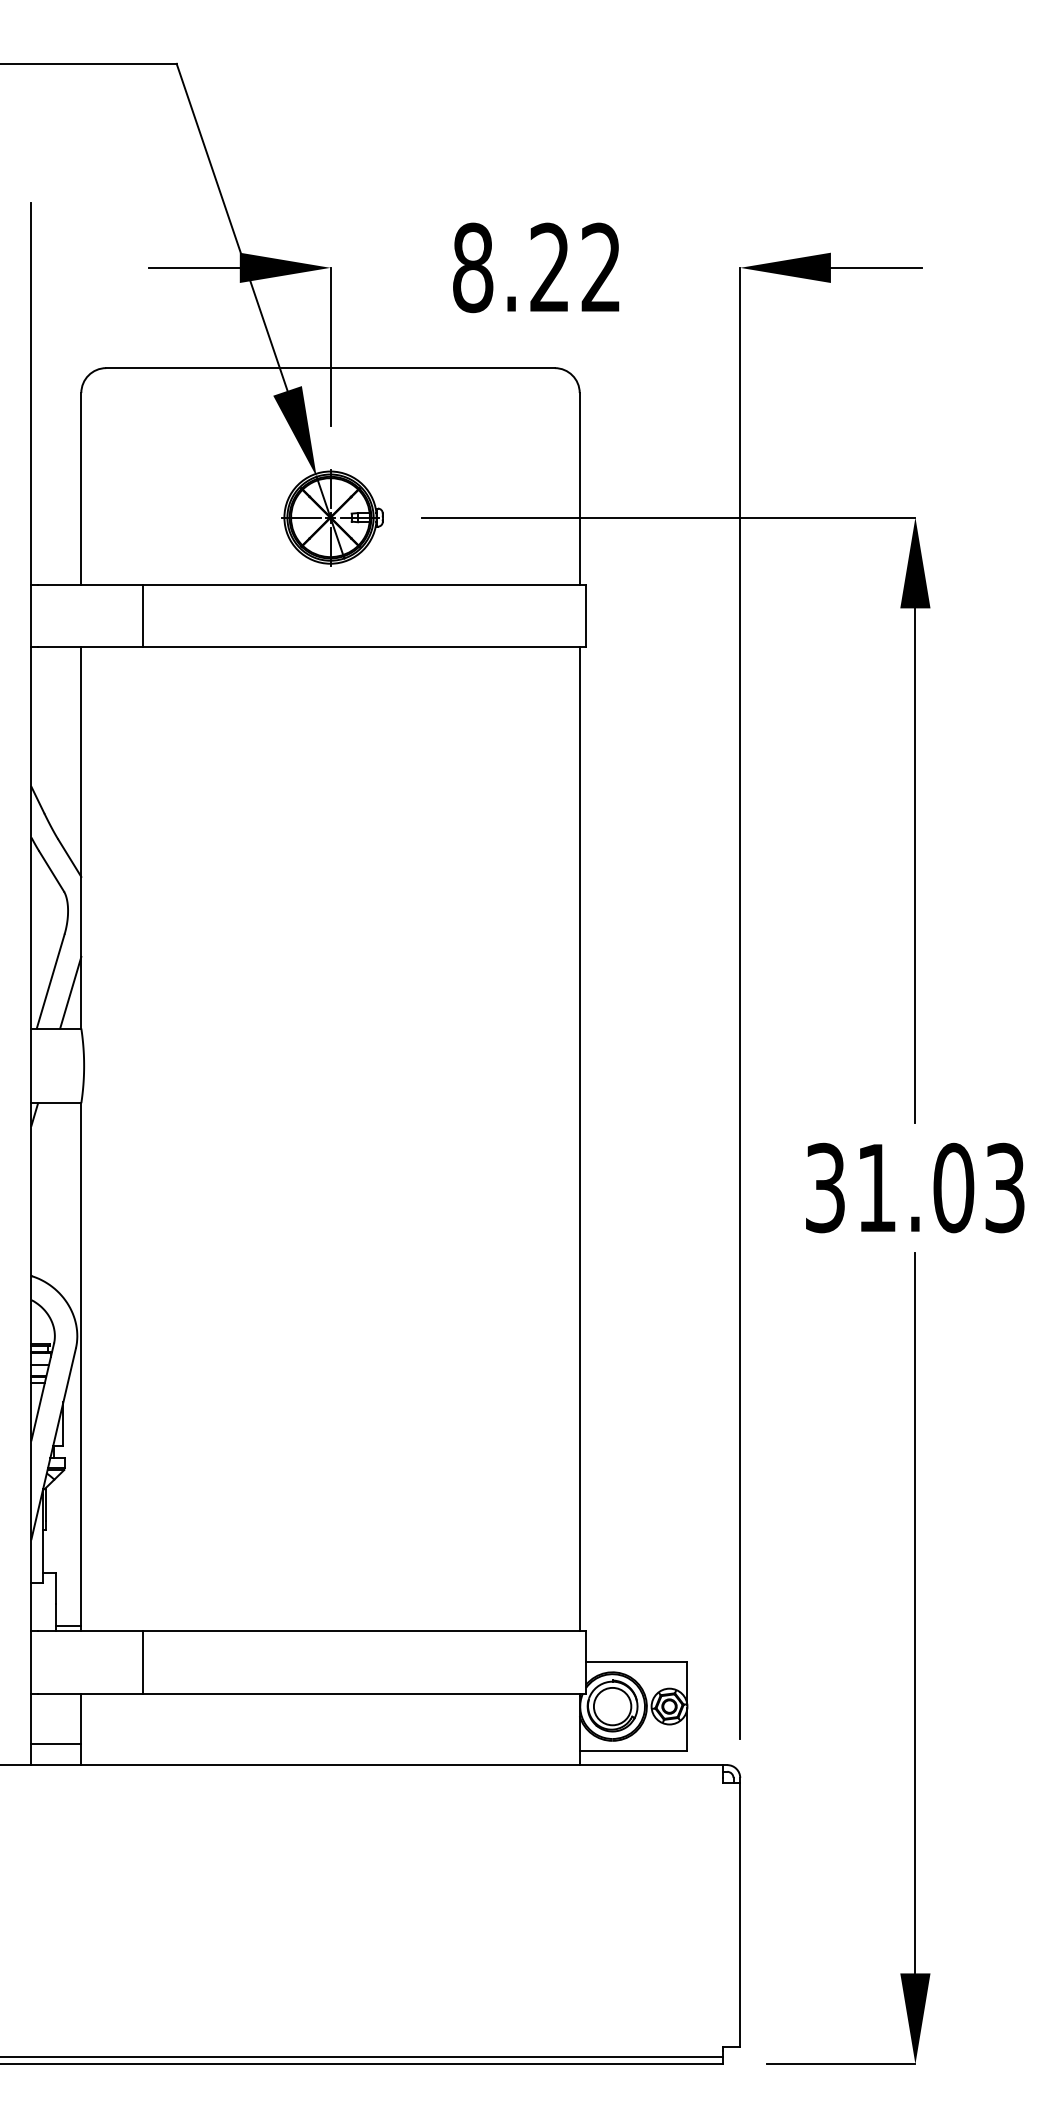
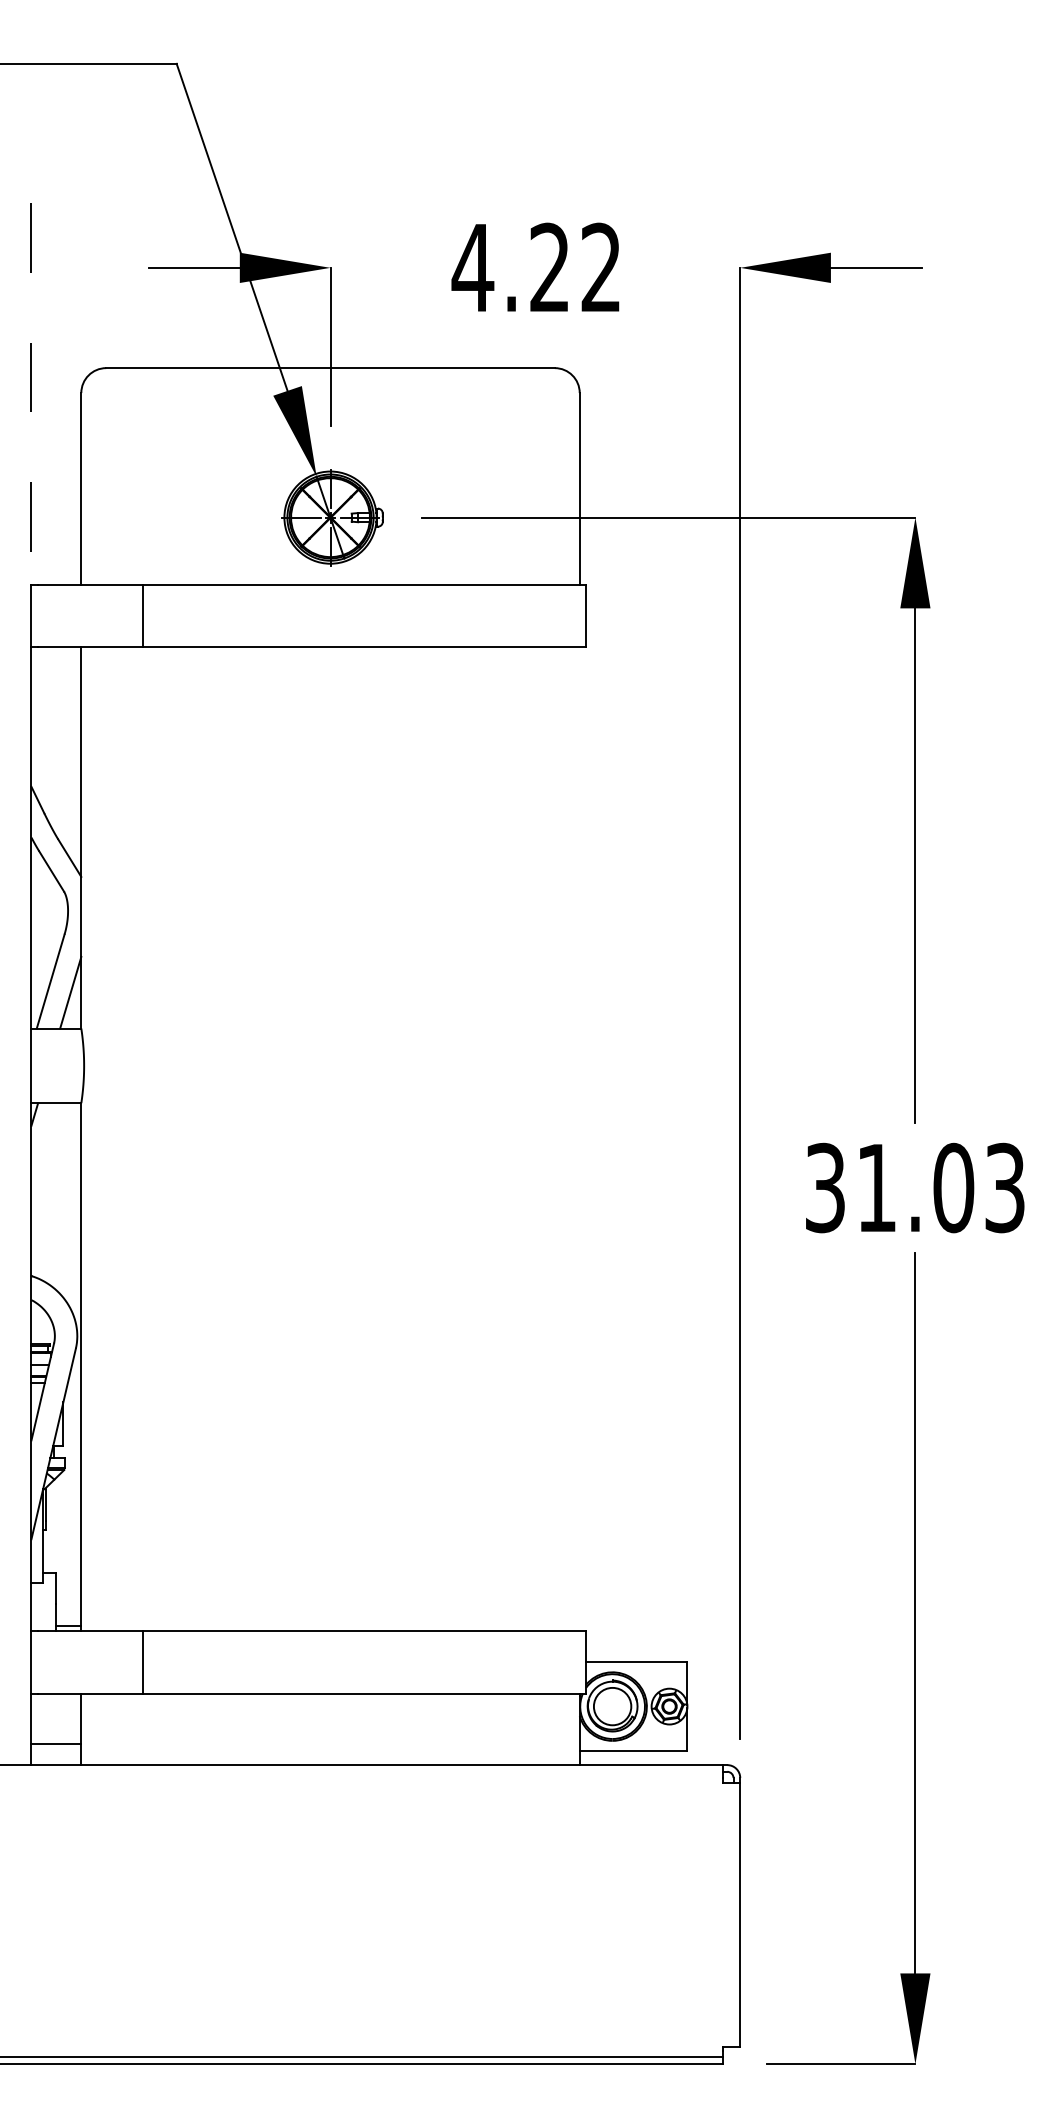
text: 8.22 -> 4.22 (472, 267)
line: solid -> dashed (31, 393)
line: present -> none (579, 1138)
